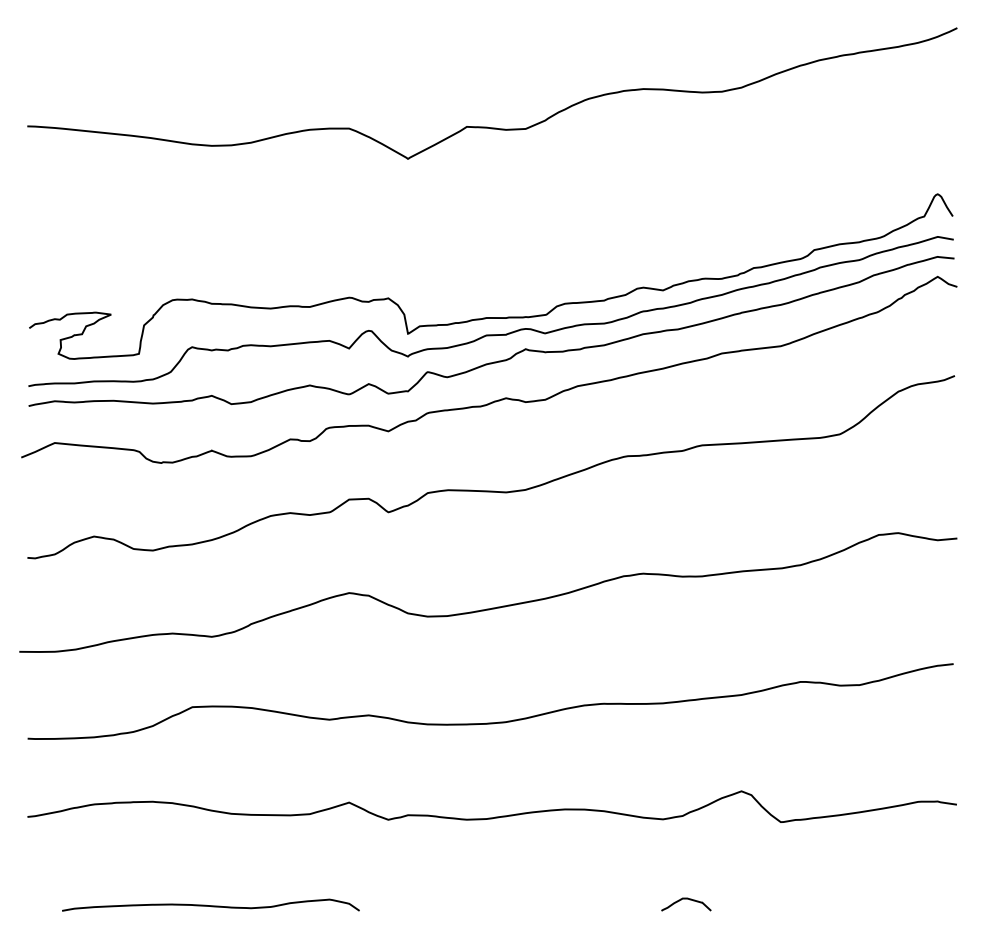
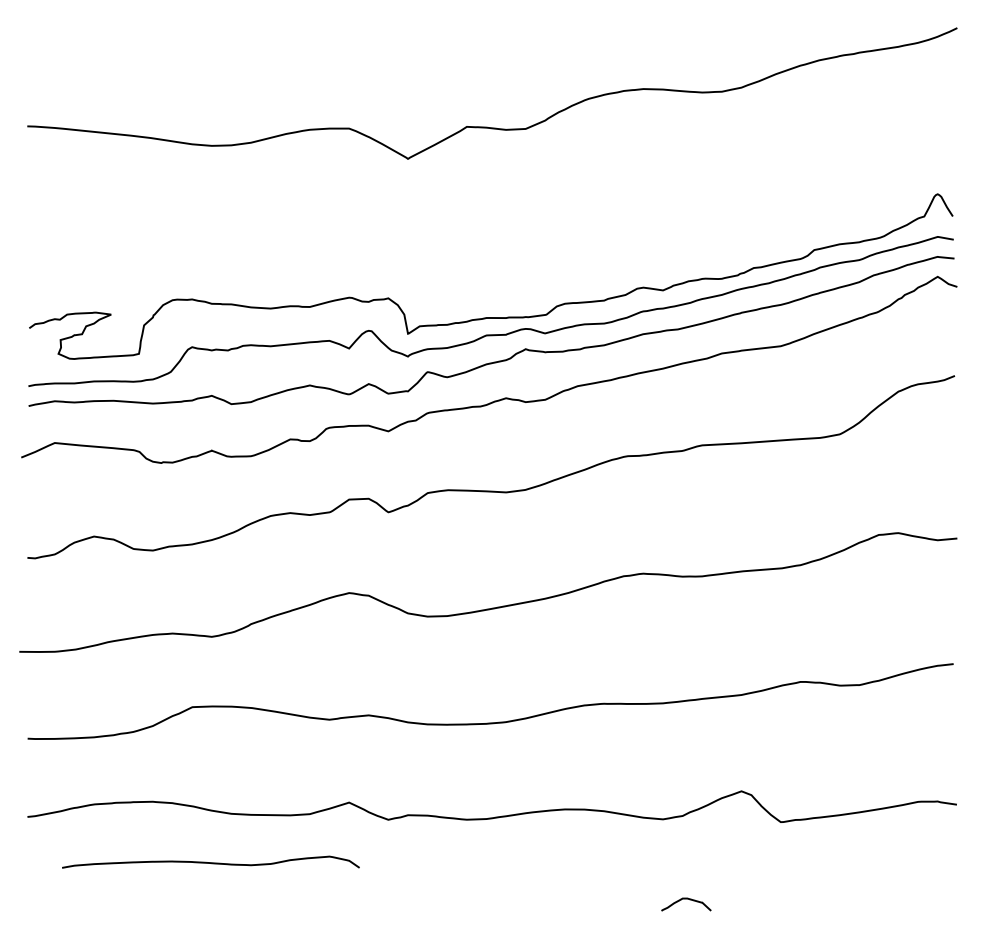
curve position: (210, 905) -> (210, 862) (210, 862)
